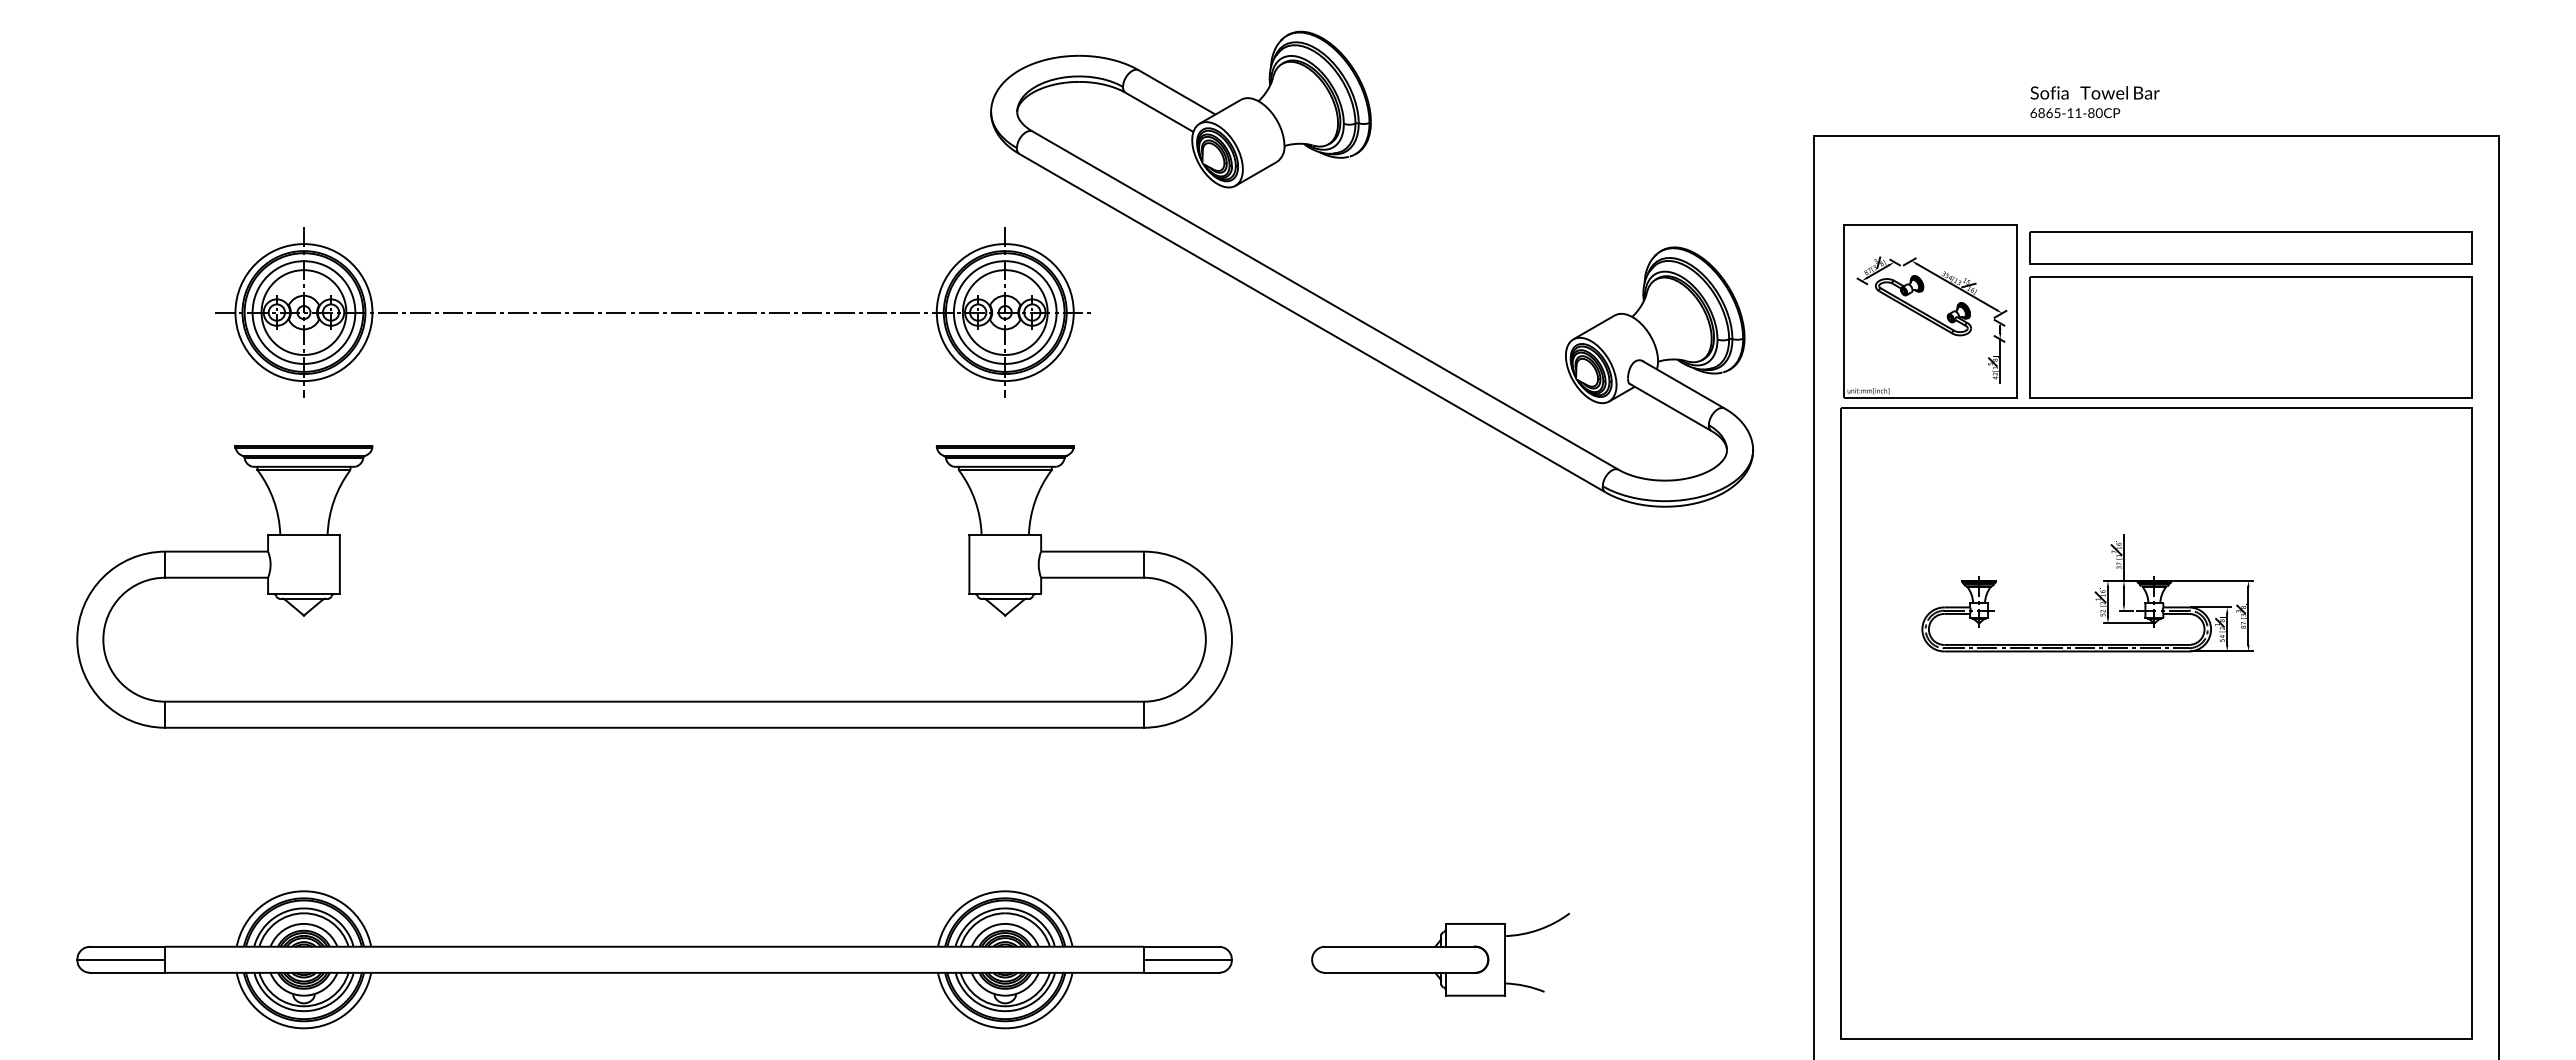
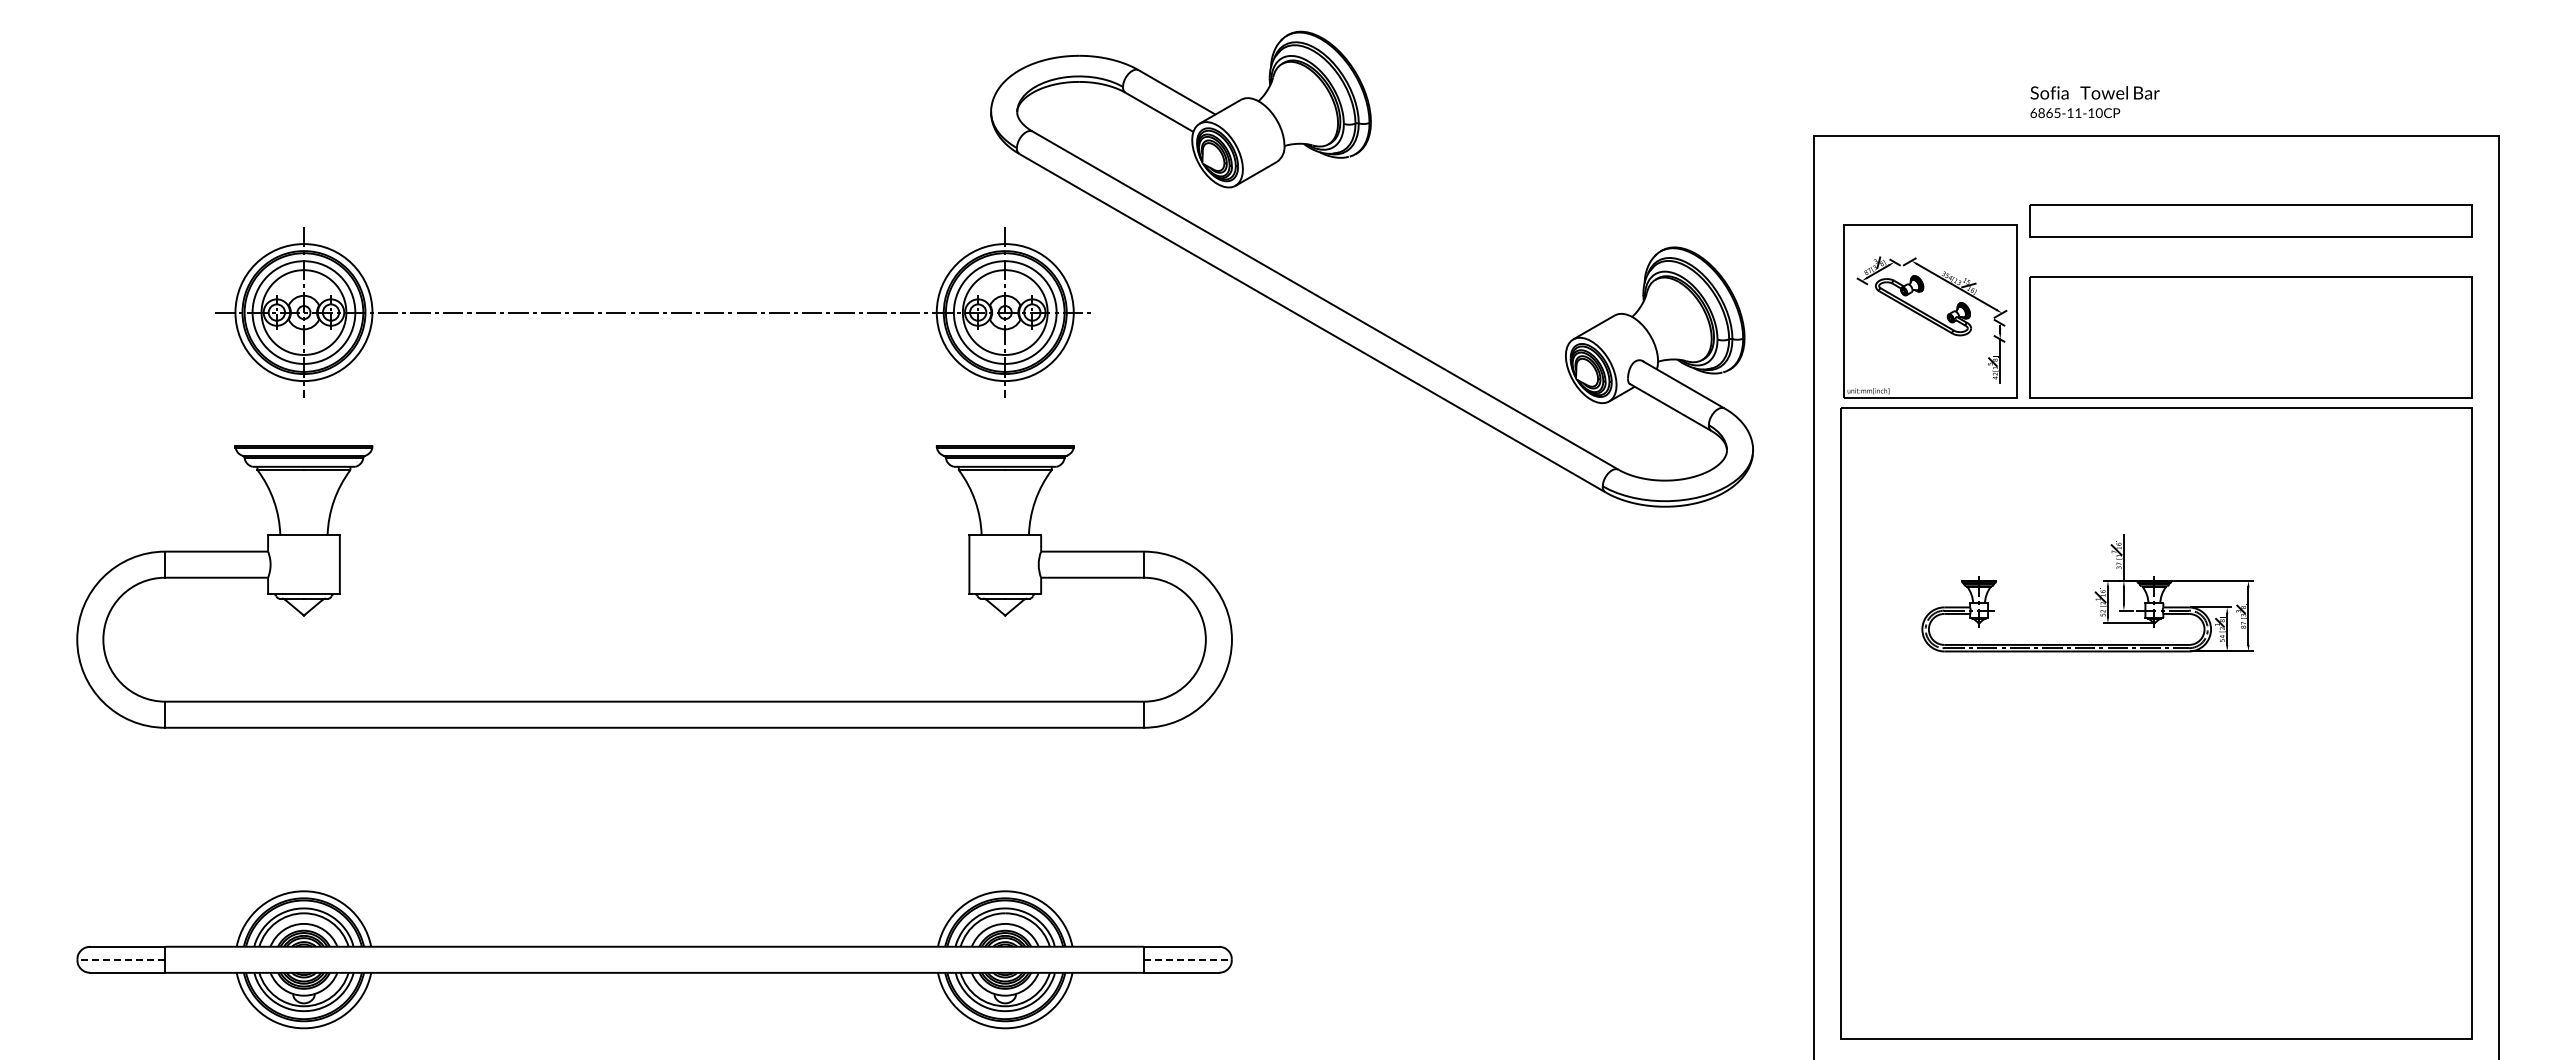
text: 6865-11-80CP -> 6865-11-10CP (2091, 112)
part position: (2250, 247) -> (2250, 220) (2250, 220)
part: present -> none (1440, 954)
line: solid -> dashed (120, 959)
line: solid -> dashed (1188, 959)
